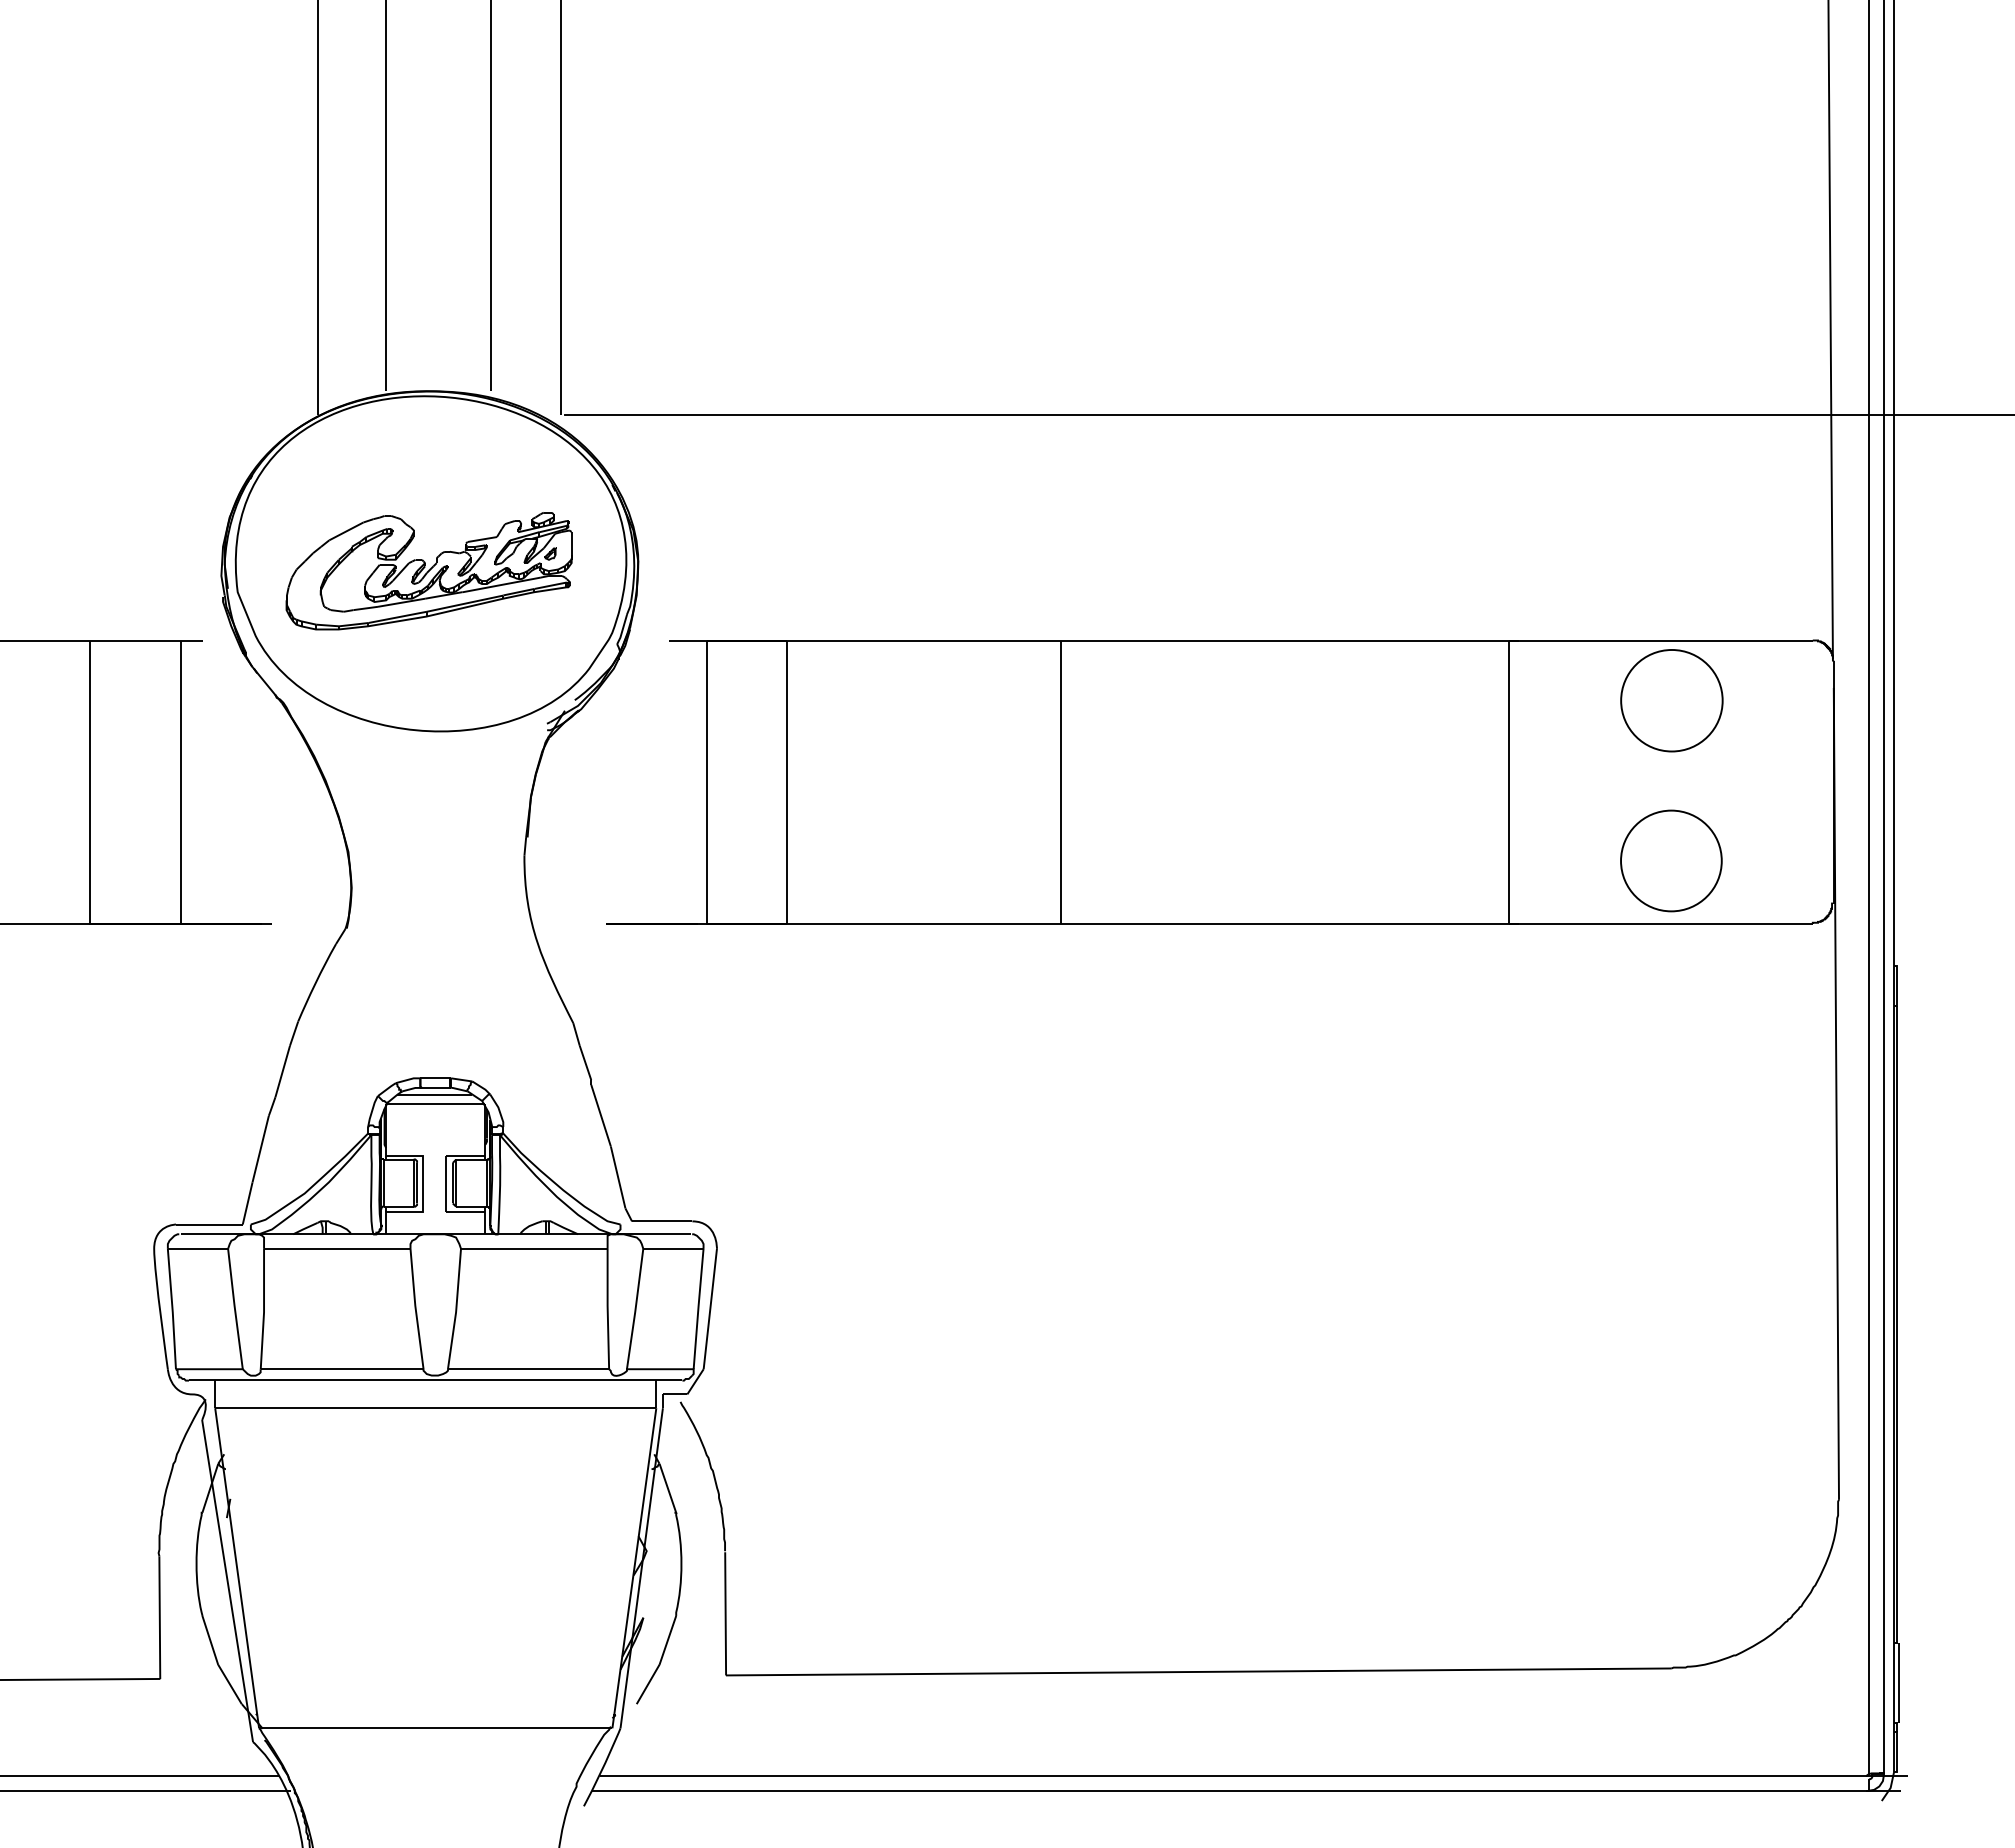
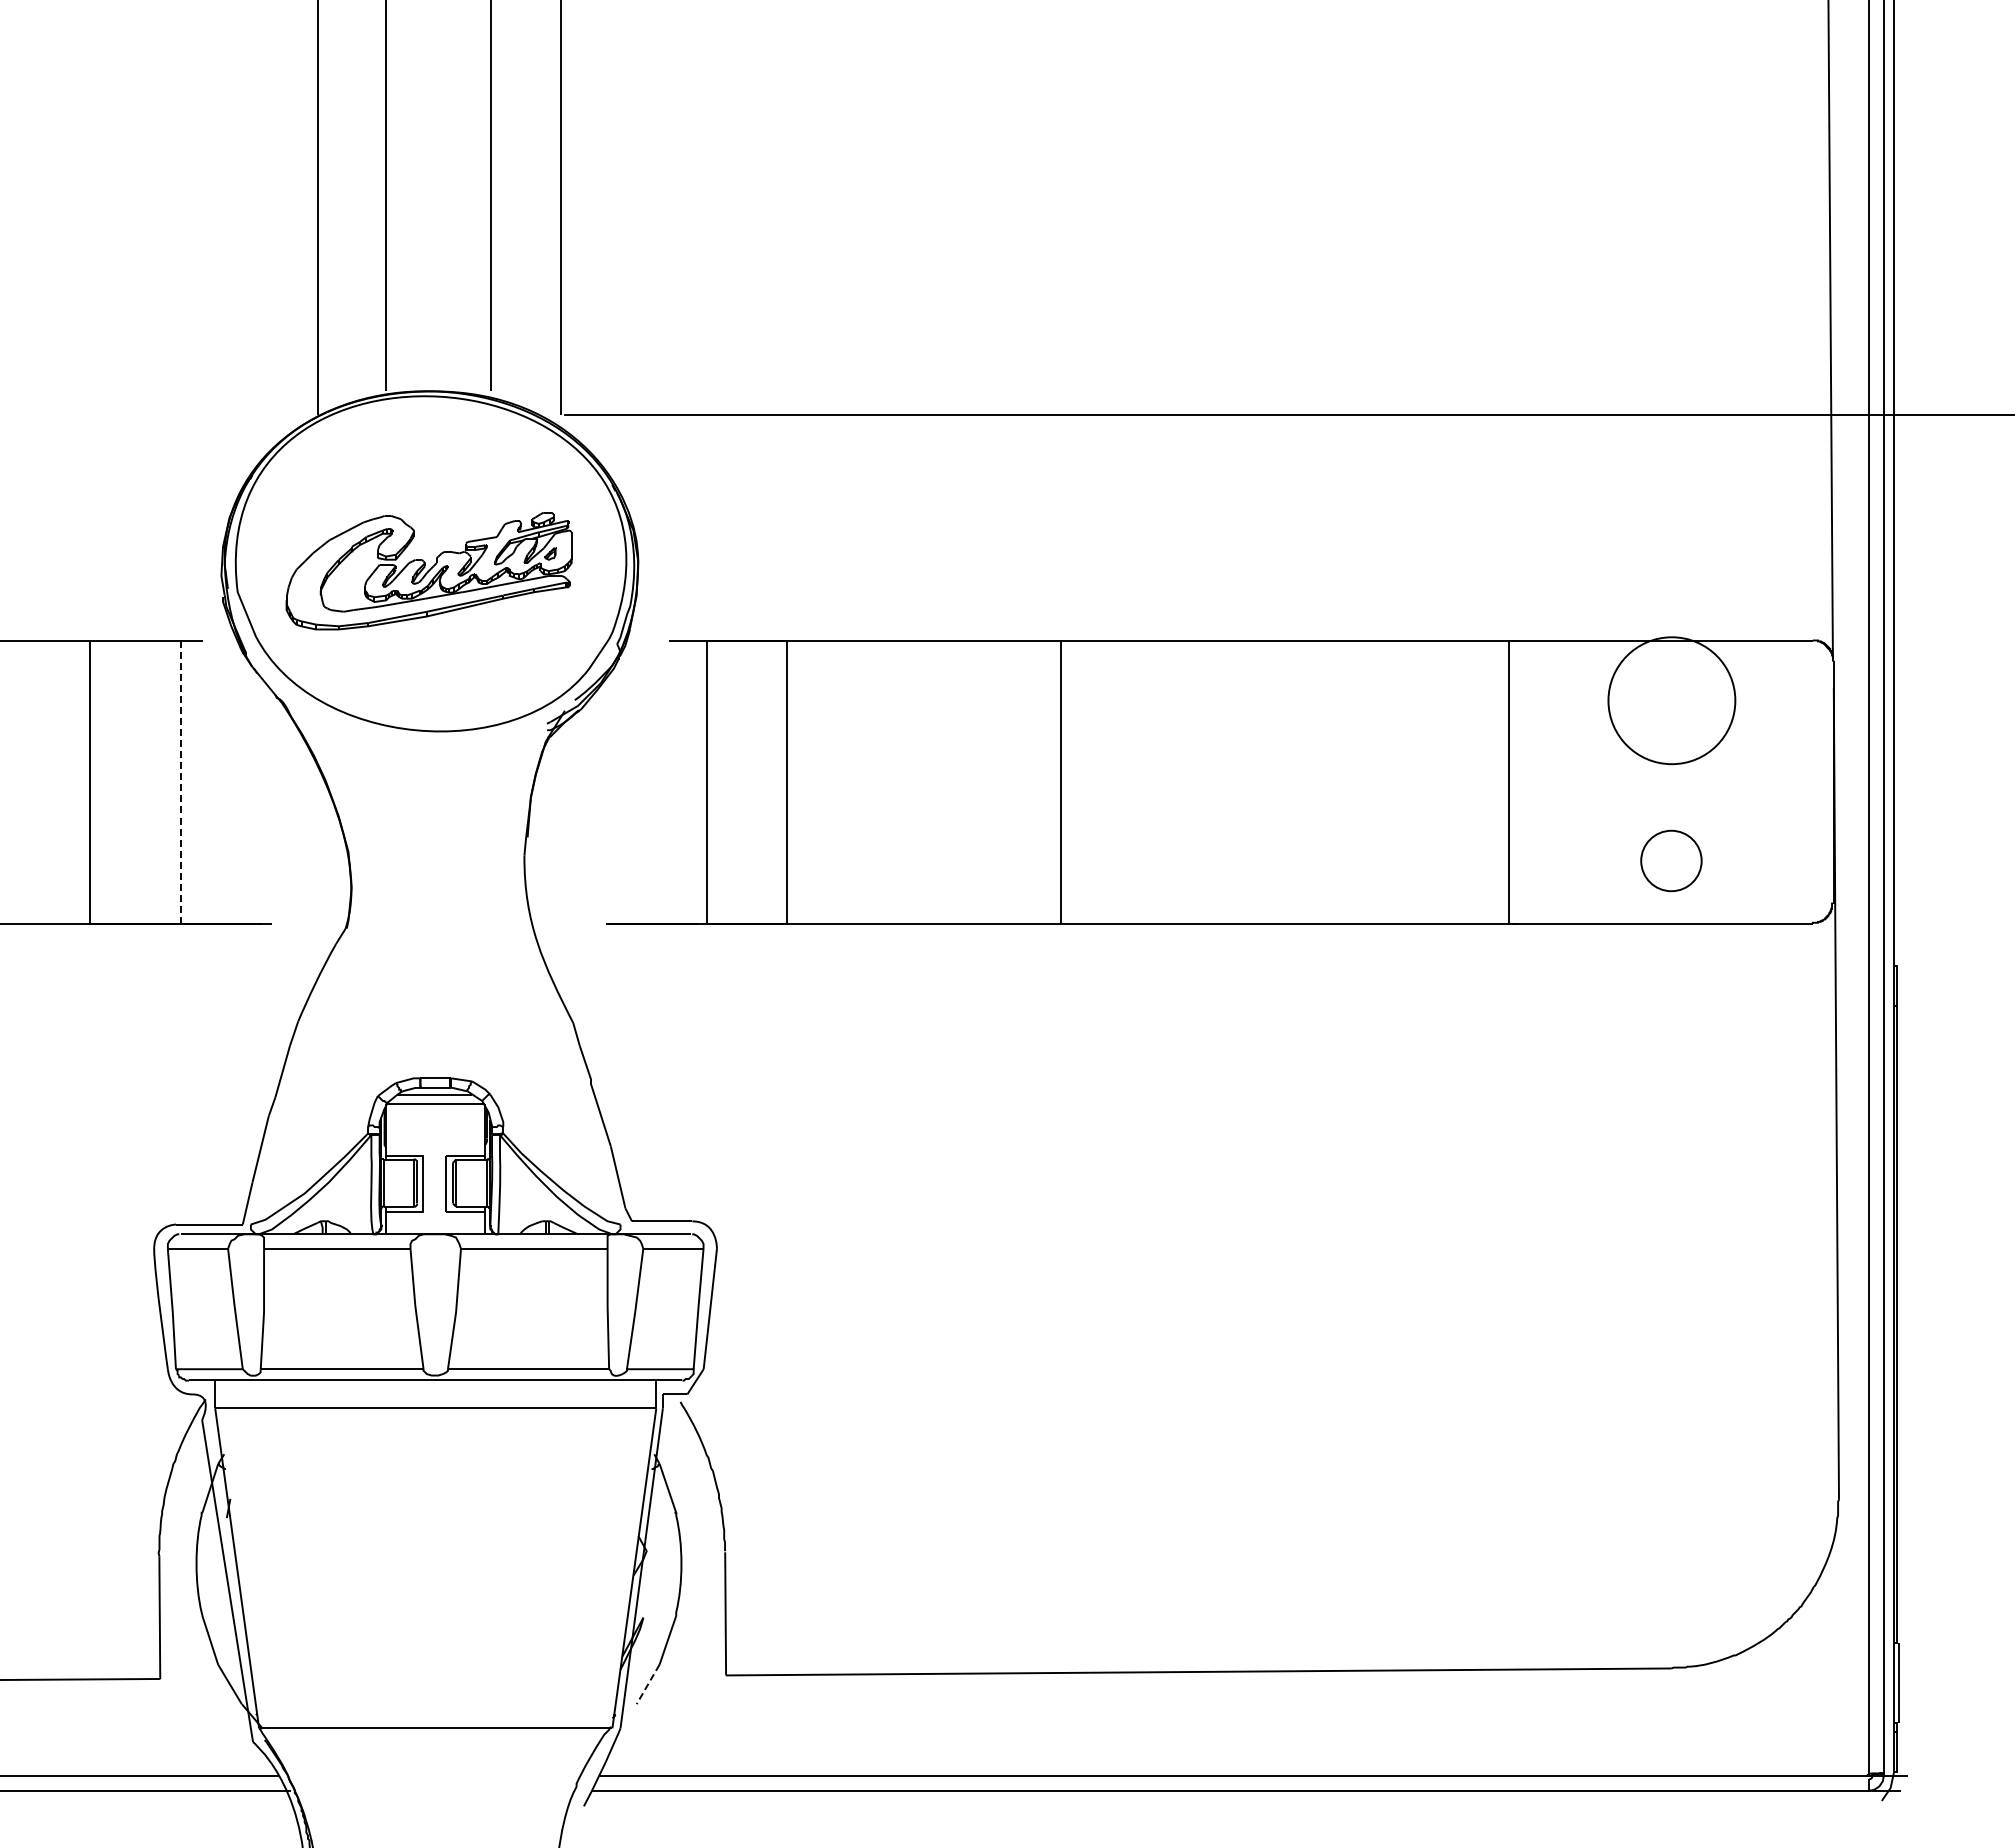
circle diameter: 102 px -> 127 px (1671, 700)
line: solid -> dashed (180, 783)
circle size: 103x104 px -> 63x64 px (1671, 860)
line: solid -> dashed (648, 1684)
